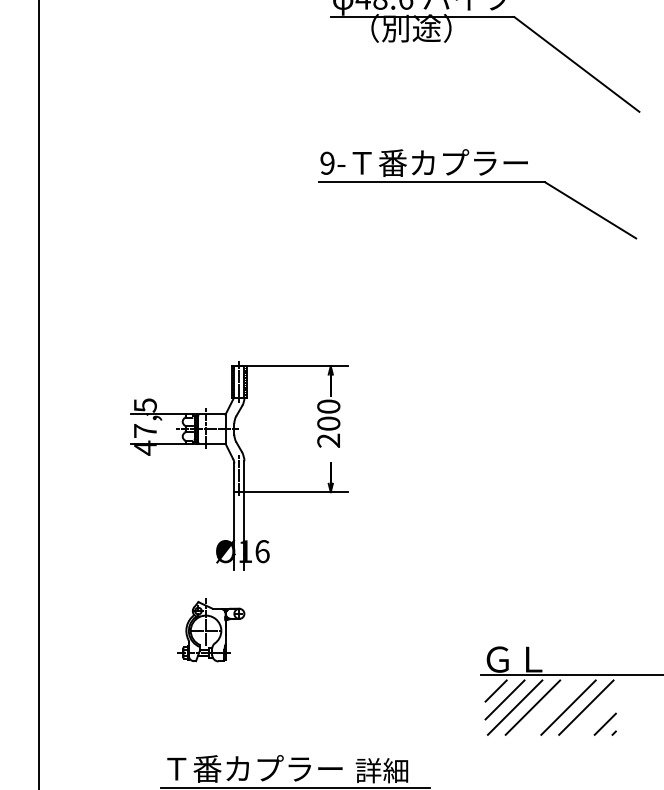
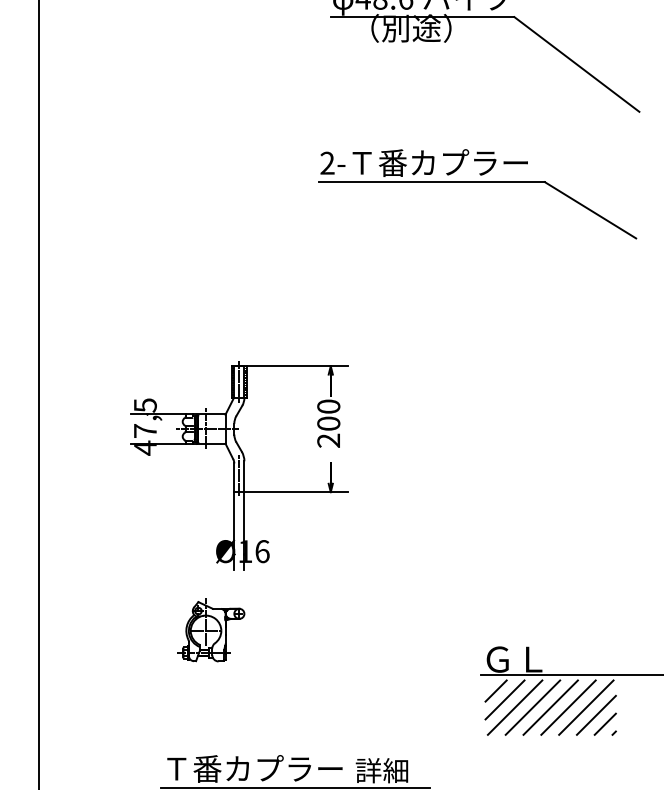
text: 9- -> 2- (327, 163)
line: none -> present (550, 707)
line: none -> present (595, 714)
